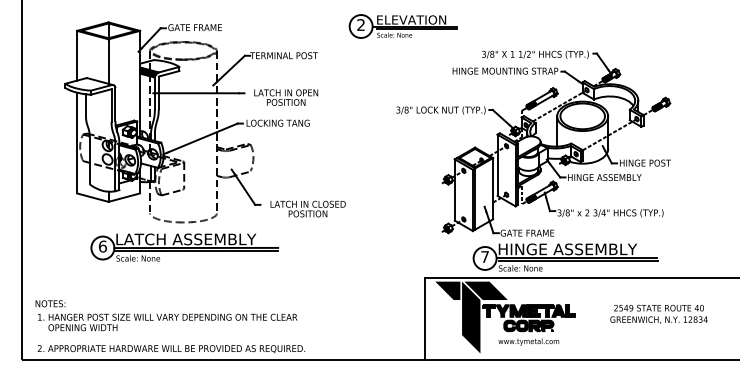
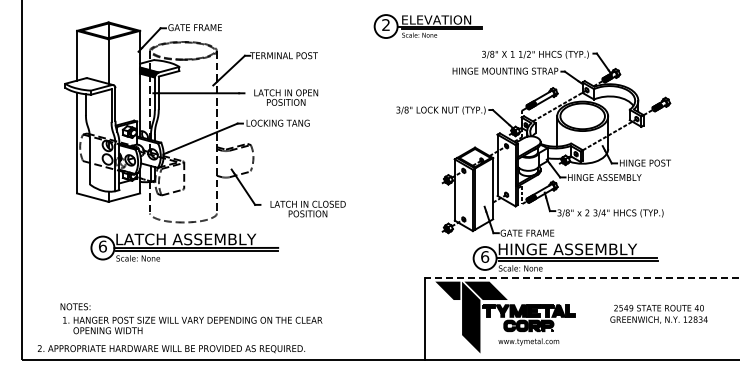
part position: (402, 26) -> (427, 26) (427, 26)
text: 7 -> 6 (485, 256)
line: solid -> dashed (581, 277)
text position: (166, 315) -> (191, 318) (191, 318)
